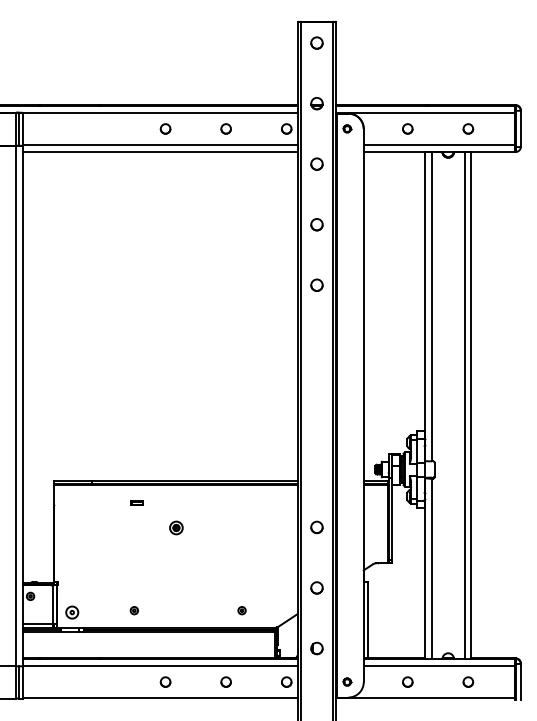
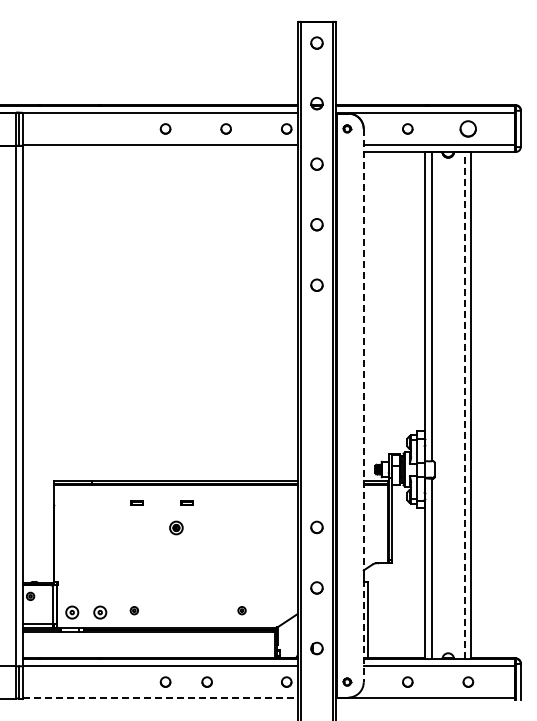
part size: 13x12 px -> 18x18 px (467, 128)
line: present -> none (159, 151)
line: solid -> dashed (363, 405)
line: solid -> dashed (464, 405)
part: none -> present (186, 502)
part: none -> present (100, 612)
circle position: (225, 681) -> (206, 681) (206, 681)
line: solid -> dashed (160, 698)
